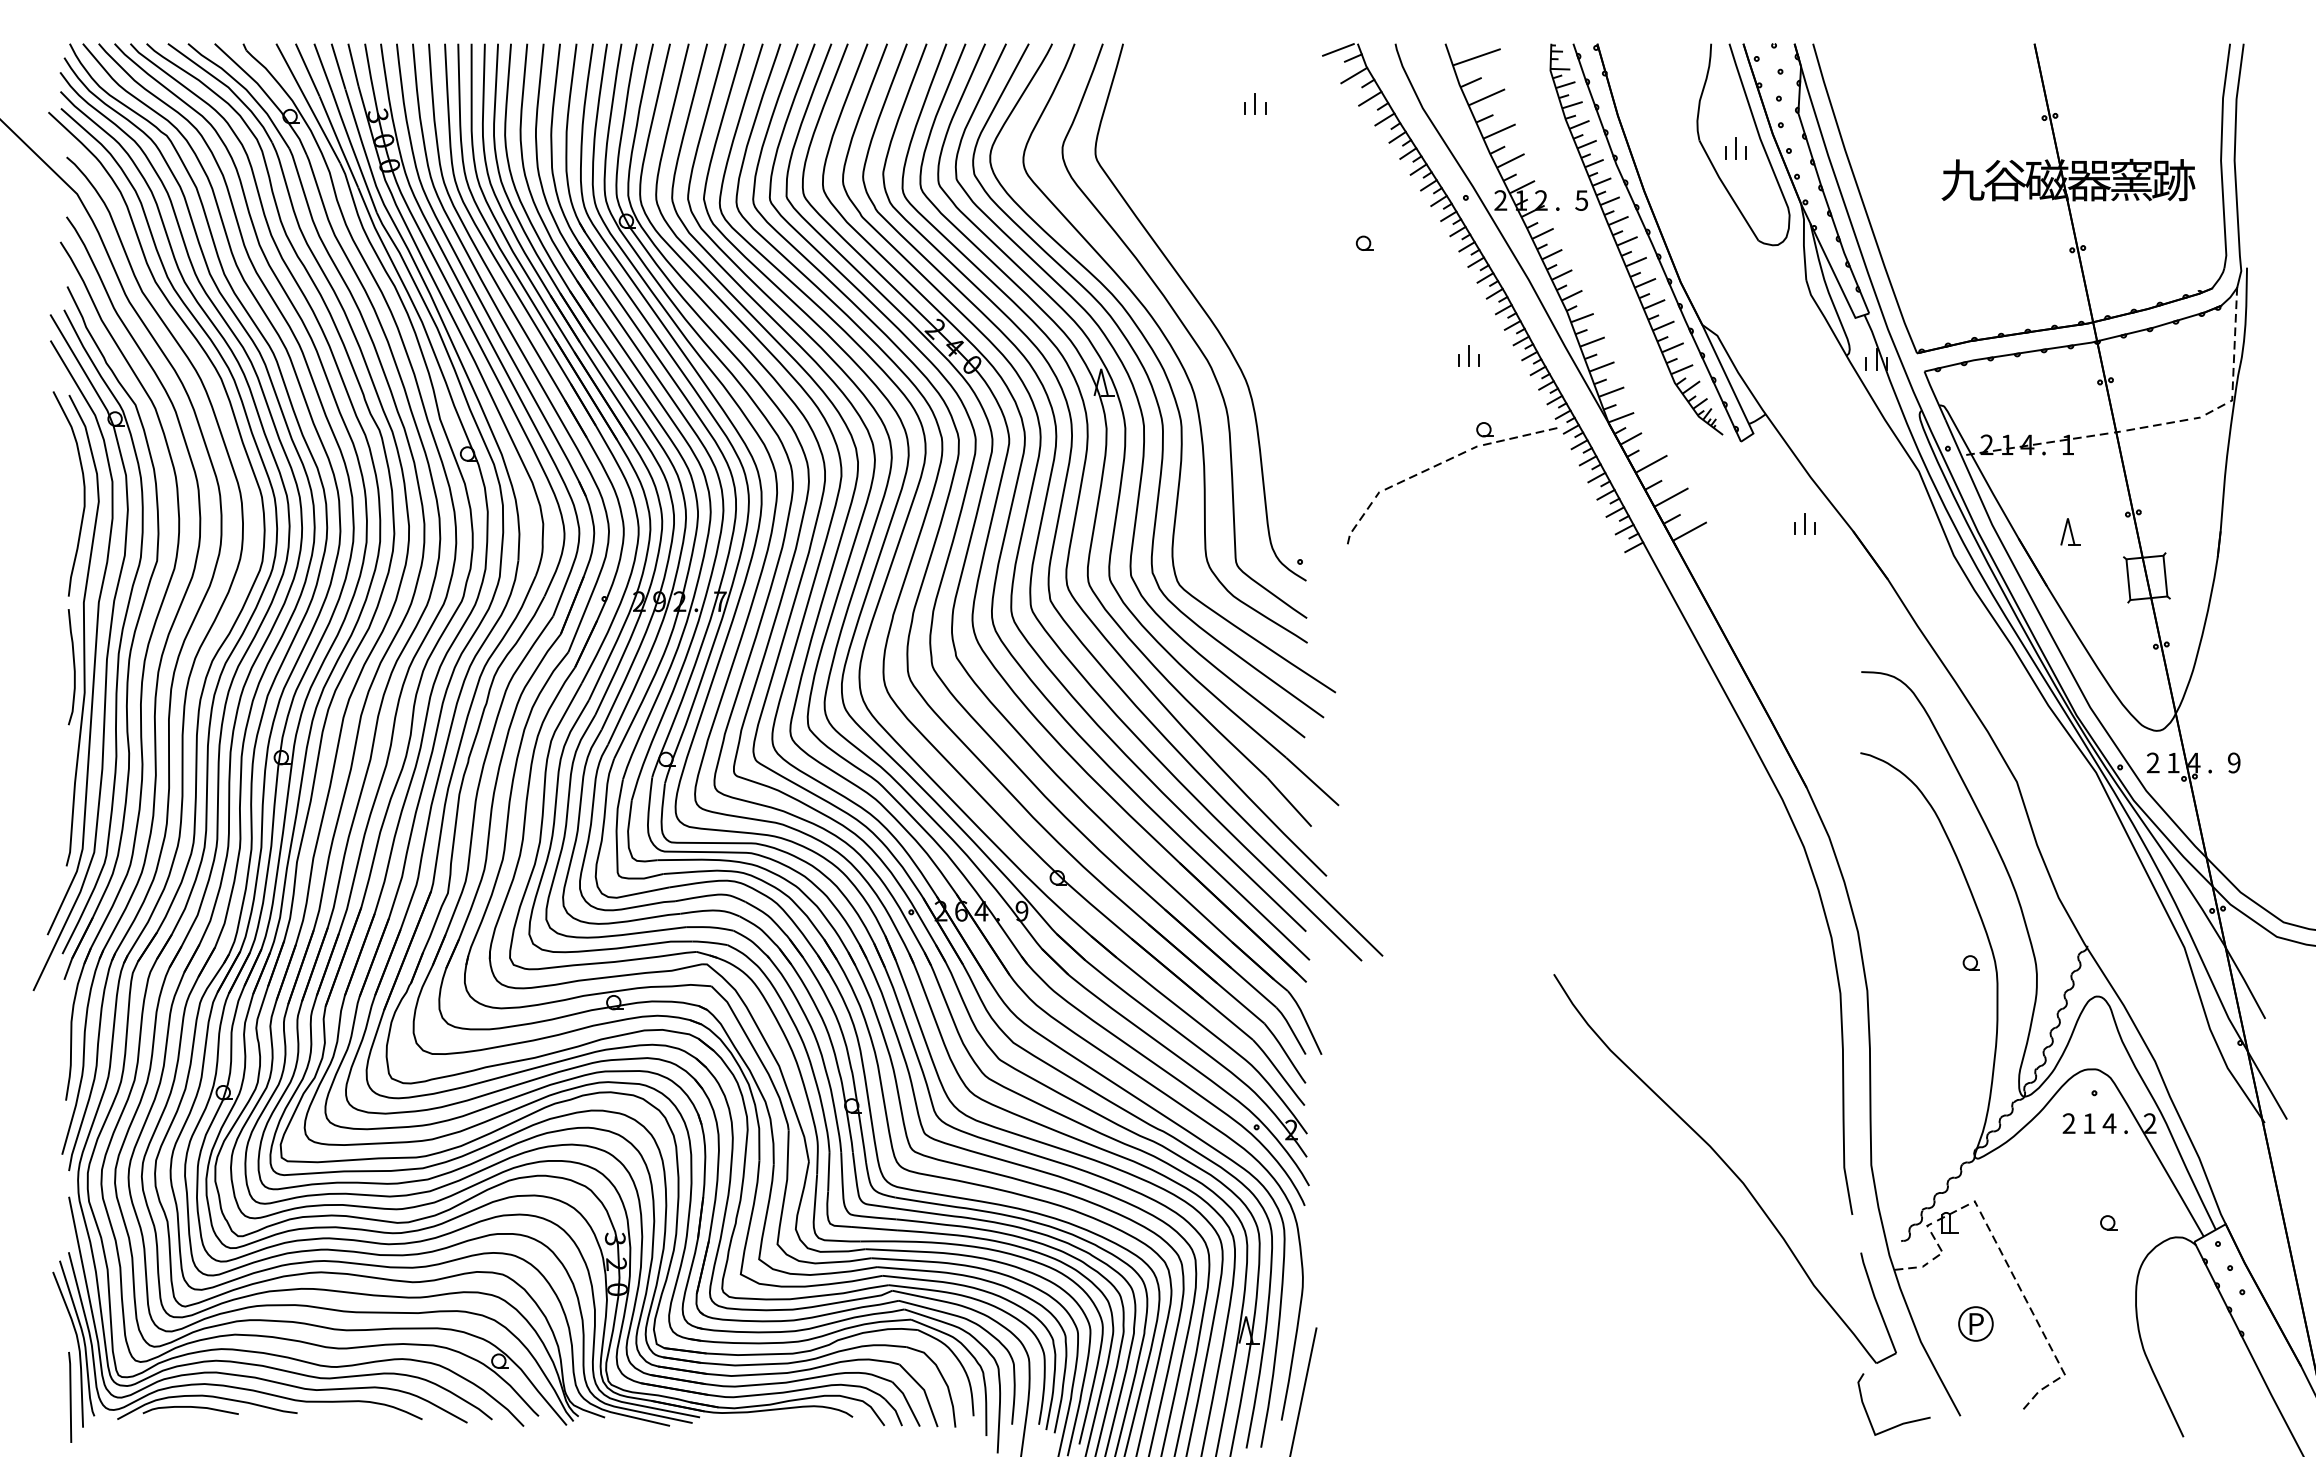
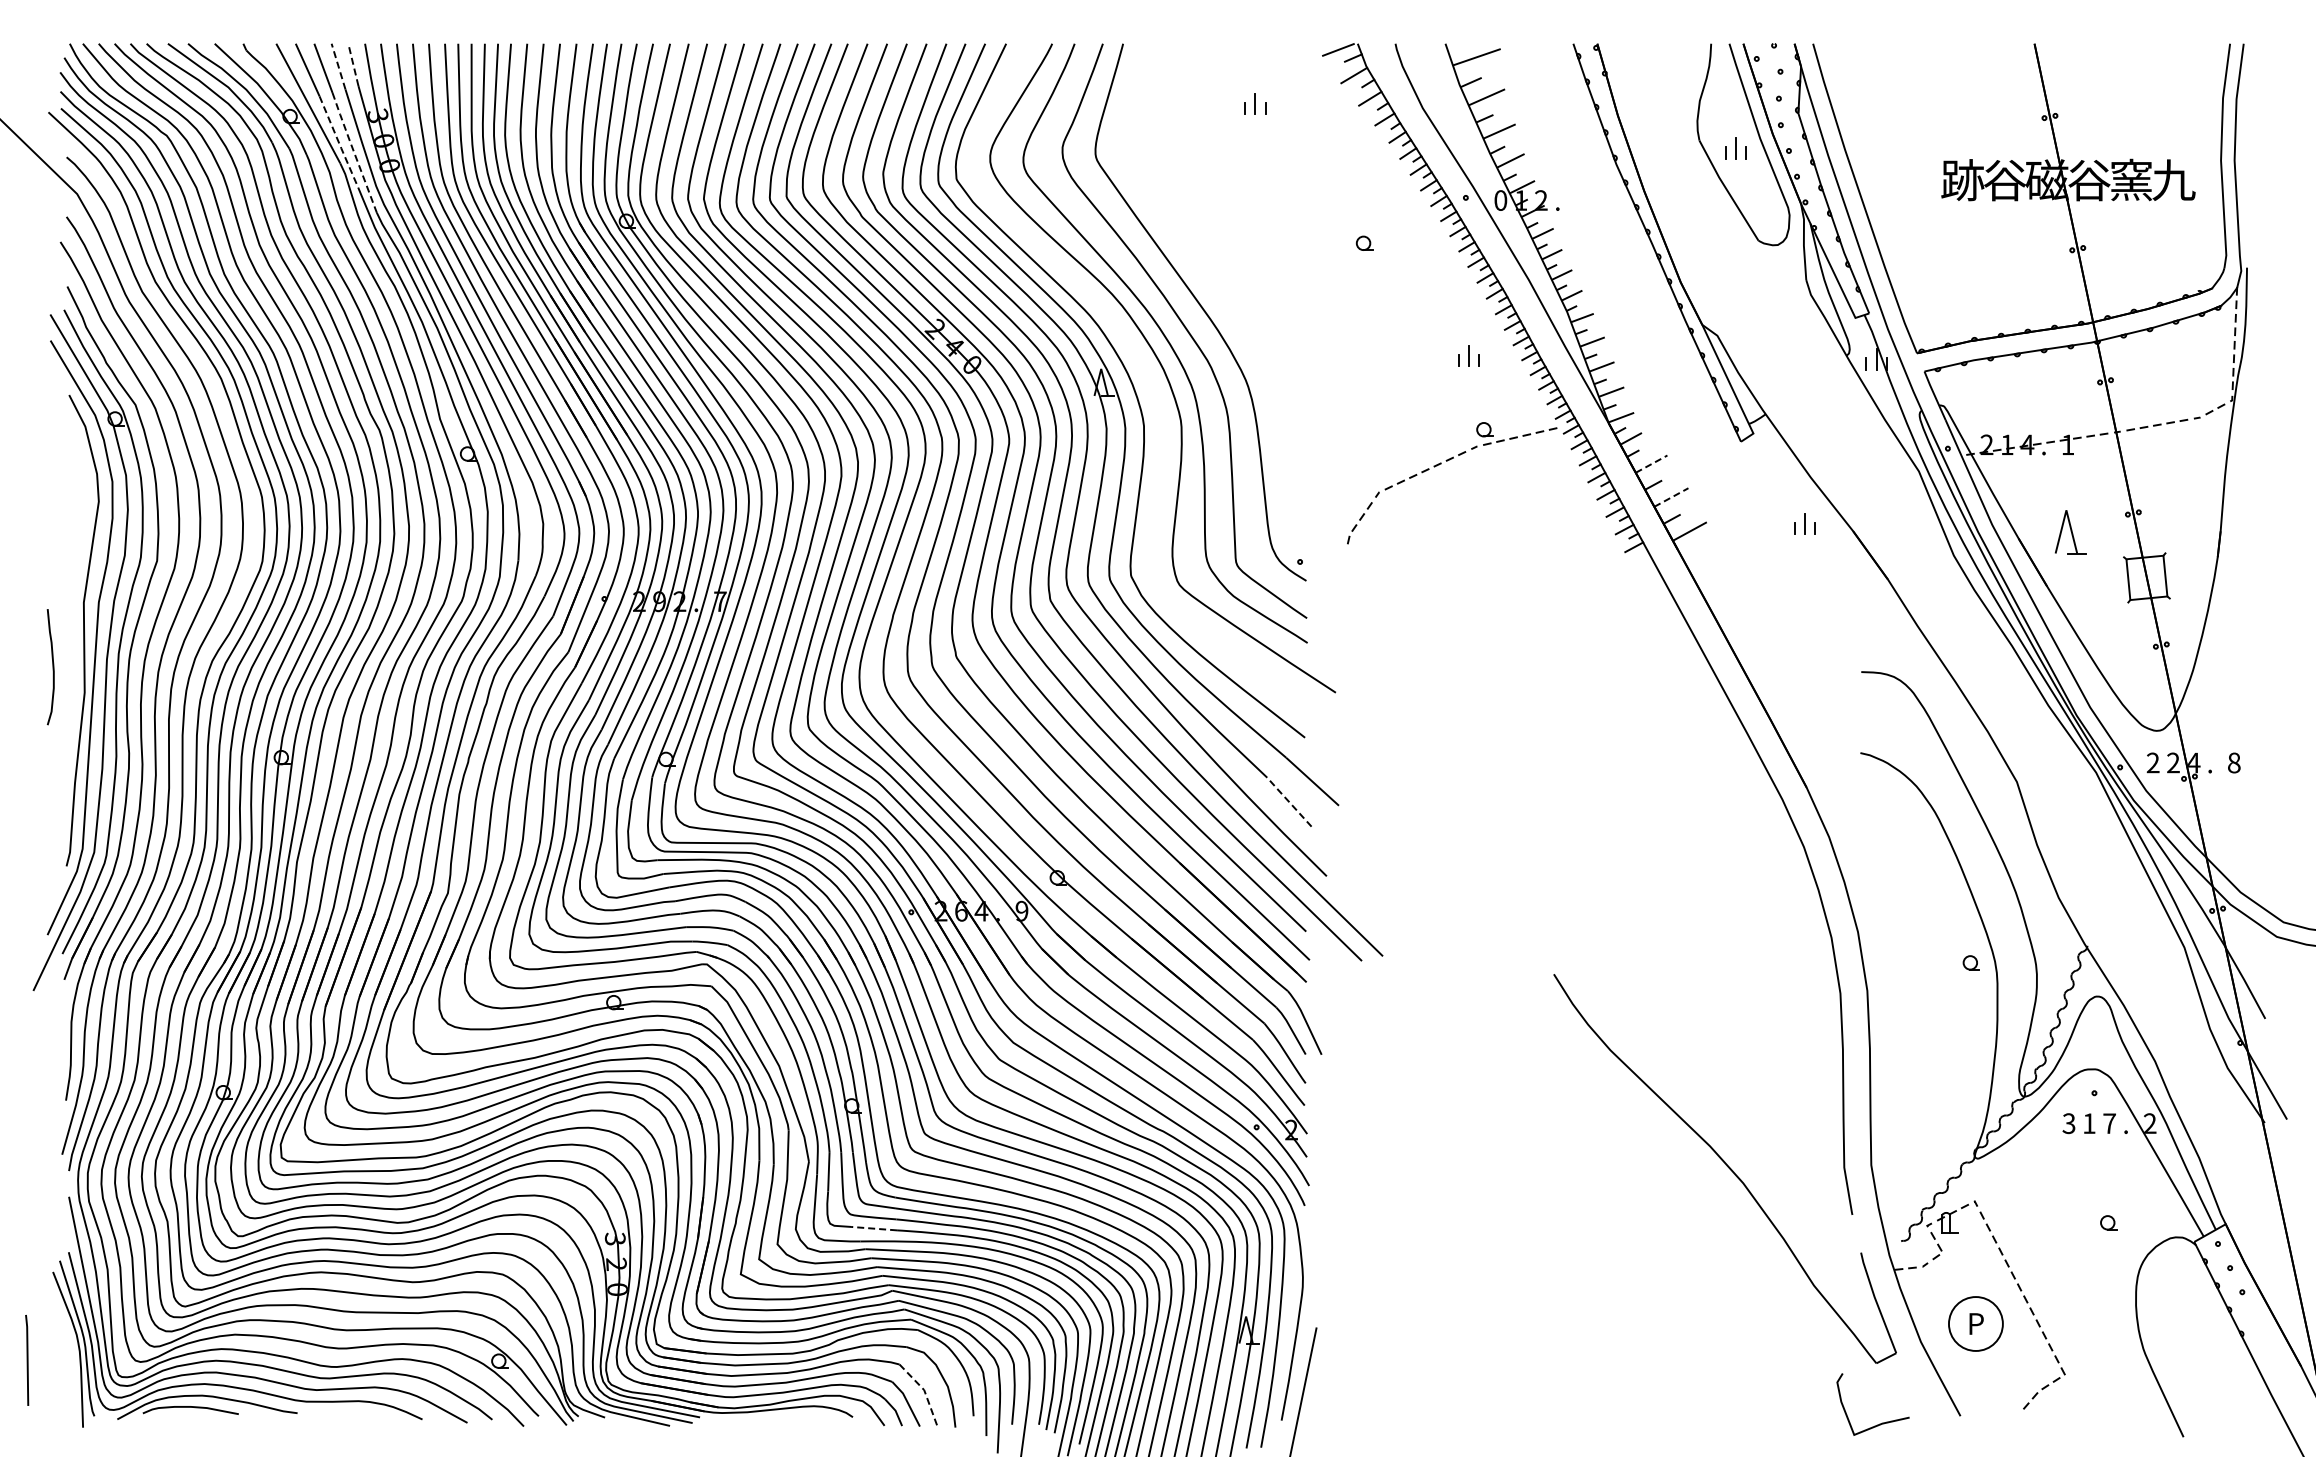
line: solid -> dashed (353, 64)
line: solid -> dashed (338, 66)
line: solid -> dashed (338, 142)
line: solid -> dashed (353, 151)
text: 九 -> 跡 (1962, 180)
text: 器 -> 谷 (2088, 180)
text: 跡 -> 九 (2173, 180)
text: 2 -> 0 (1500, 200)
part: present -> none (1636, 239)
curve: present -> none (1148, 380)
line: solid -> dashed (1652, 463)
curve: present -> none (83, 493)
line: solid -> dashed (1671, 497)
part size: 21x28 px -> 32x45 px (2070, 532)
curve position: (73, 667) -> (52, 667) (52, 667)
text: 1 -> 2 (2173, 762)
text: 9 -> 8 (2234, 762)
line: solid -> dashed (1289, 801)
text: 2 -> 3 (2068, 1123)
text: 4 -> 7 (2109, 1123)
line: solid -> dashed (873, 1228)
circle diameter: 34 px -> 54 px (1975, 1323)
line: solid -> dashed (924, 1391)
line position: (70, 1397) -> (27, 1360) (27, 1360)
curve position: (1900, 1423) -> (1879, 1423) (1879, 1423)
